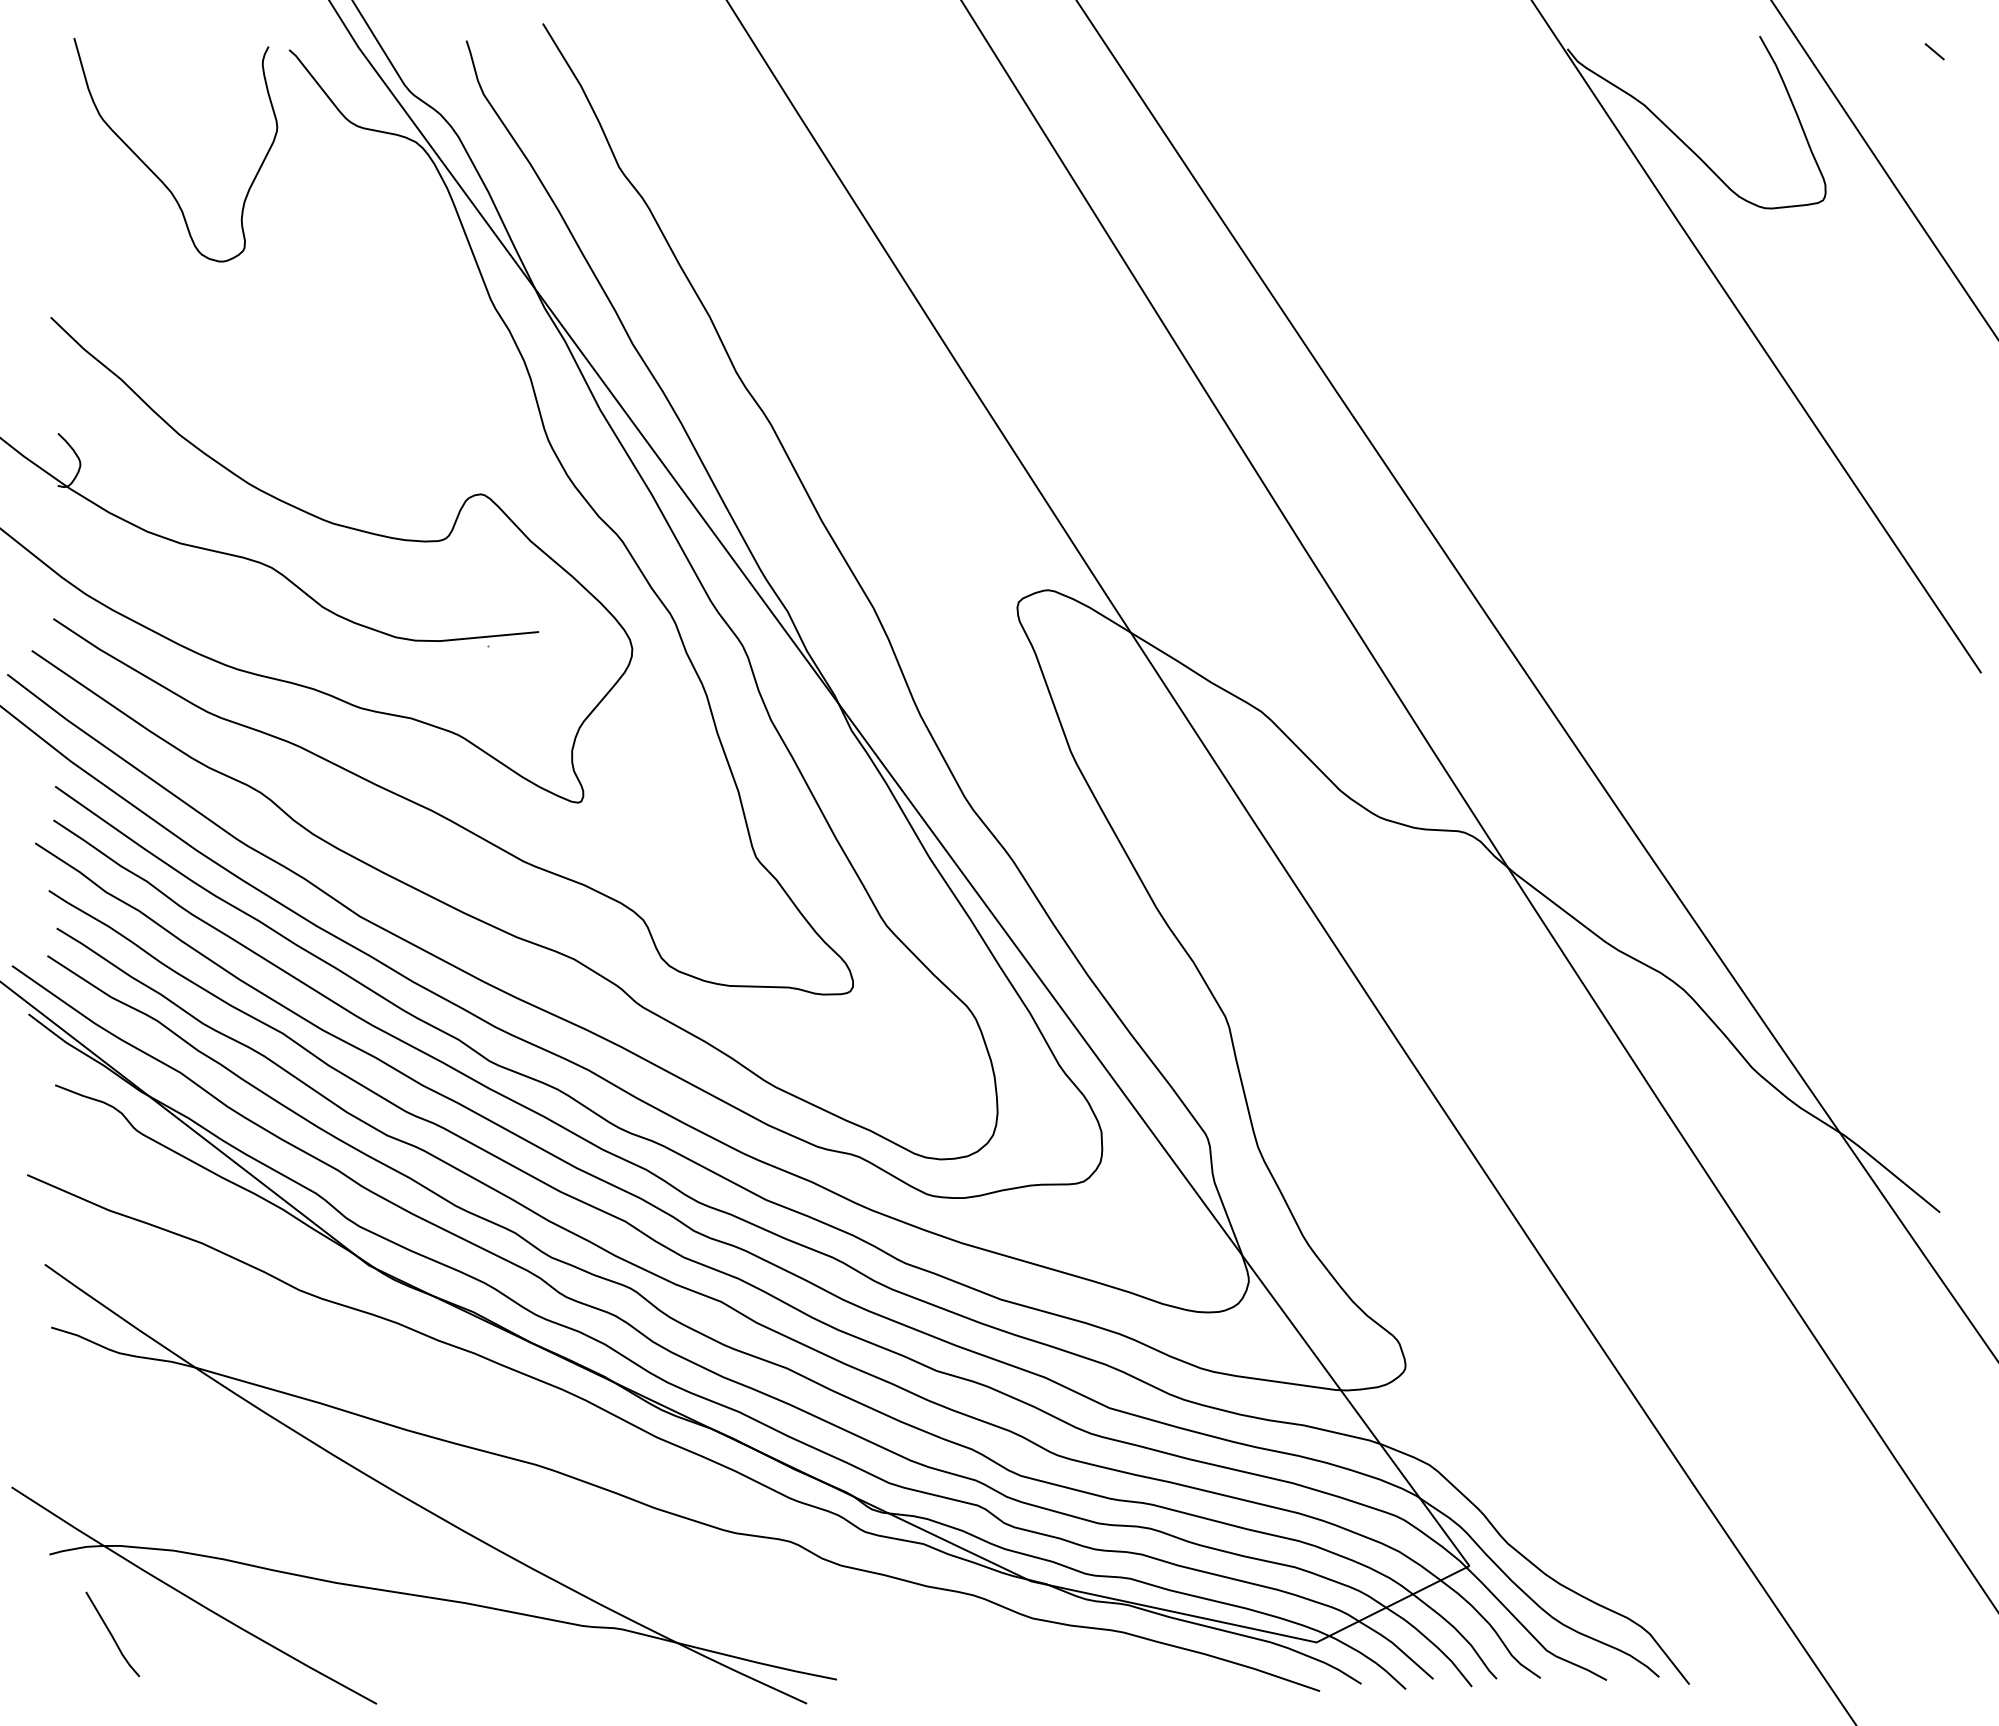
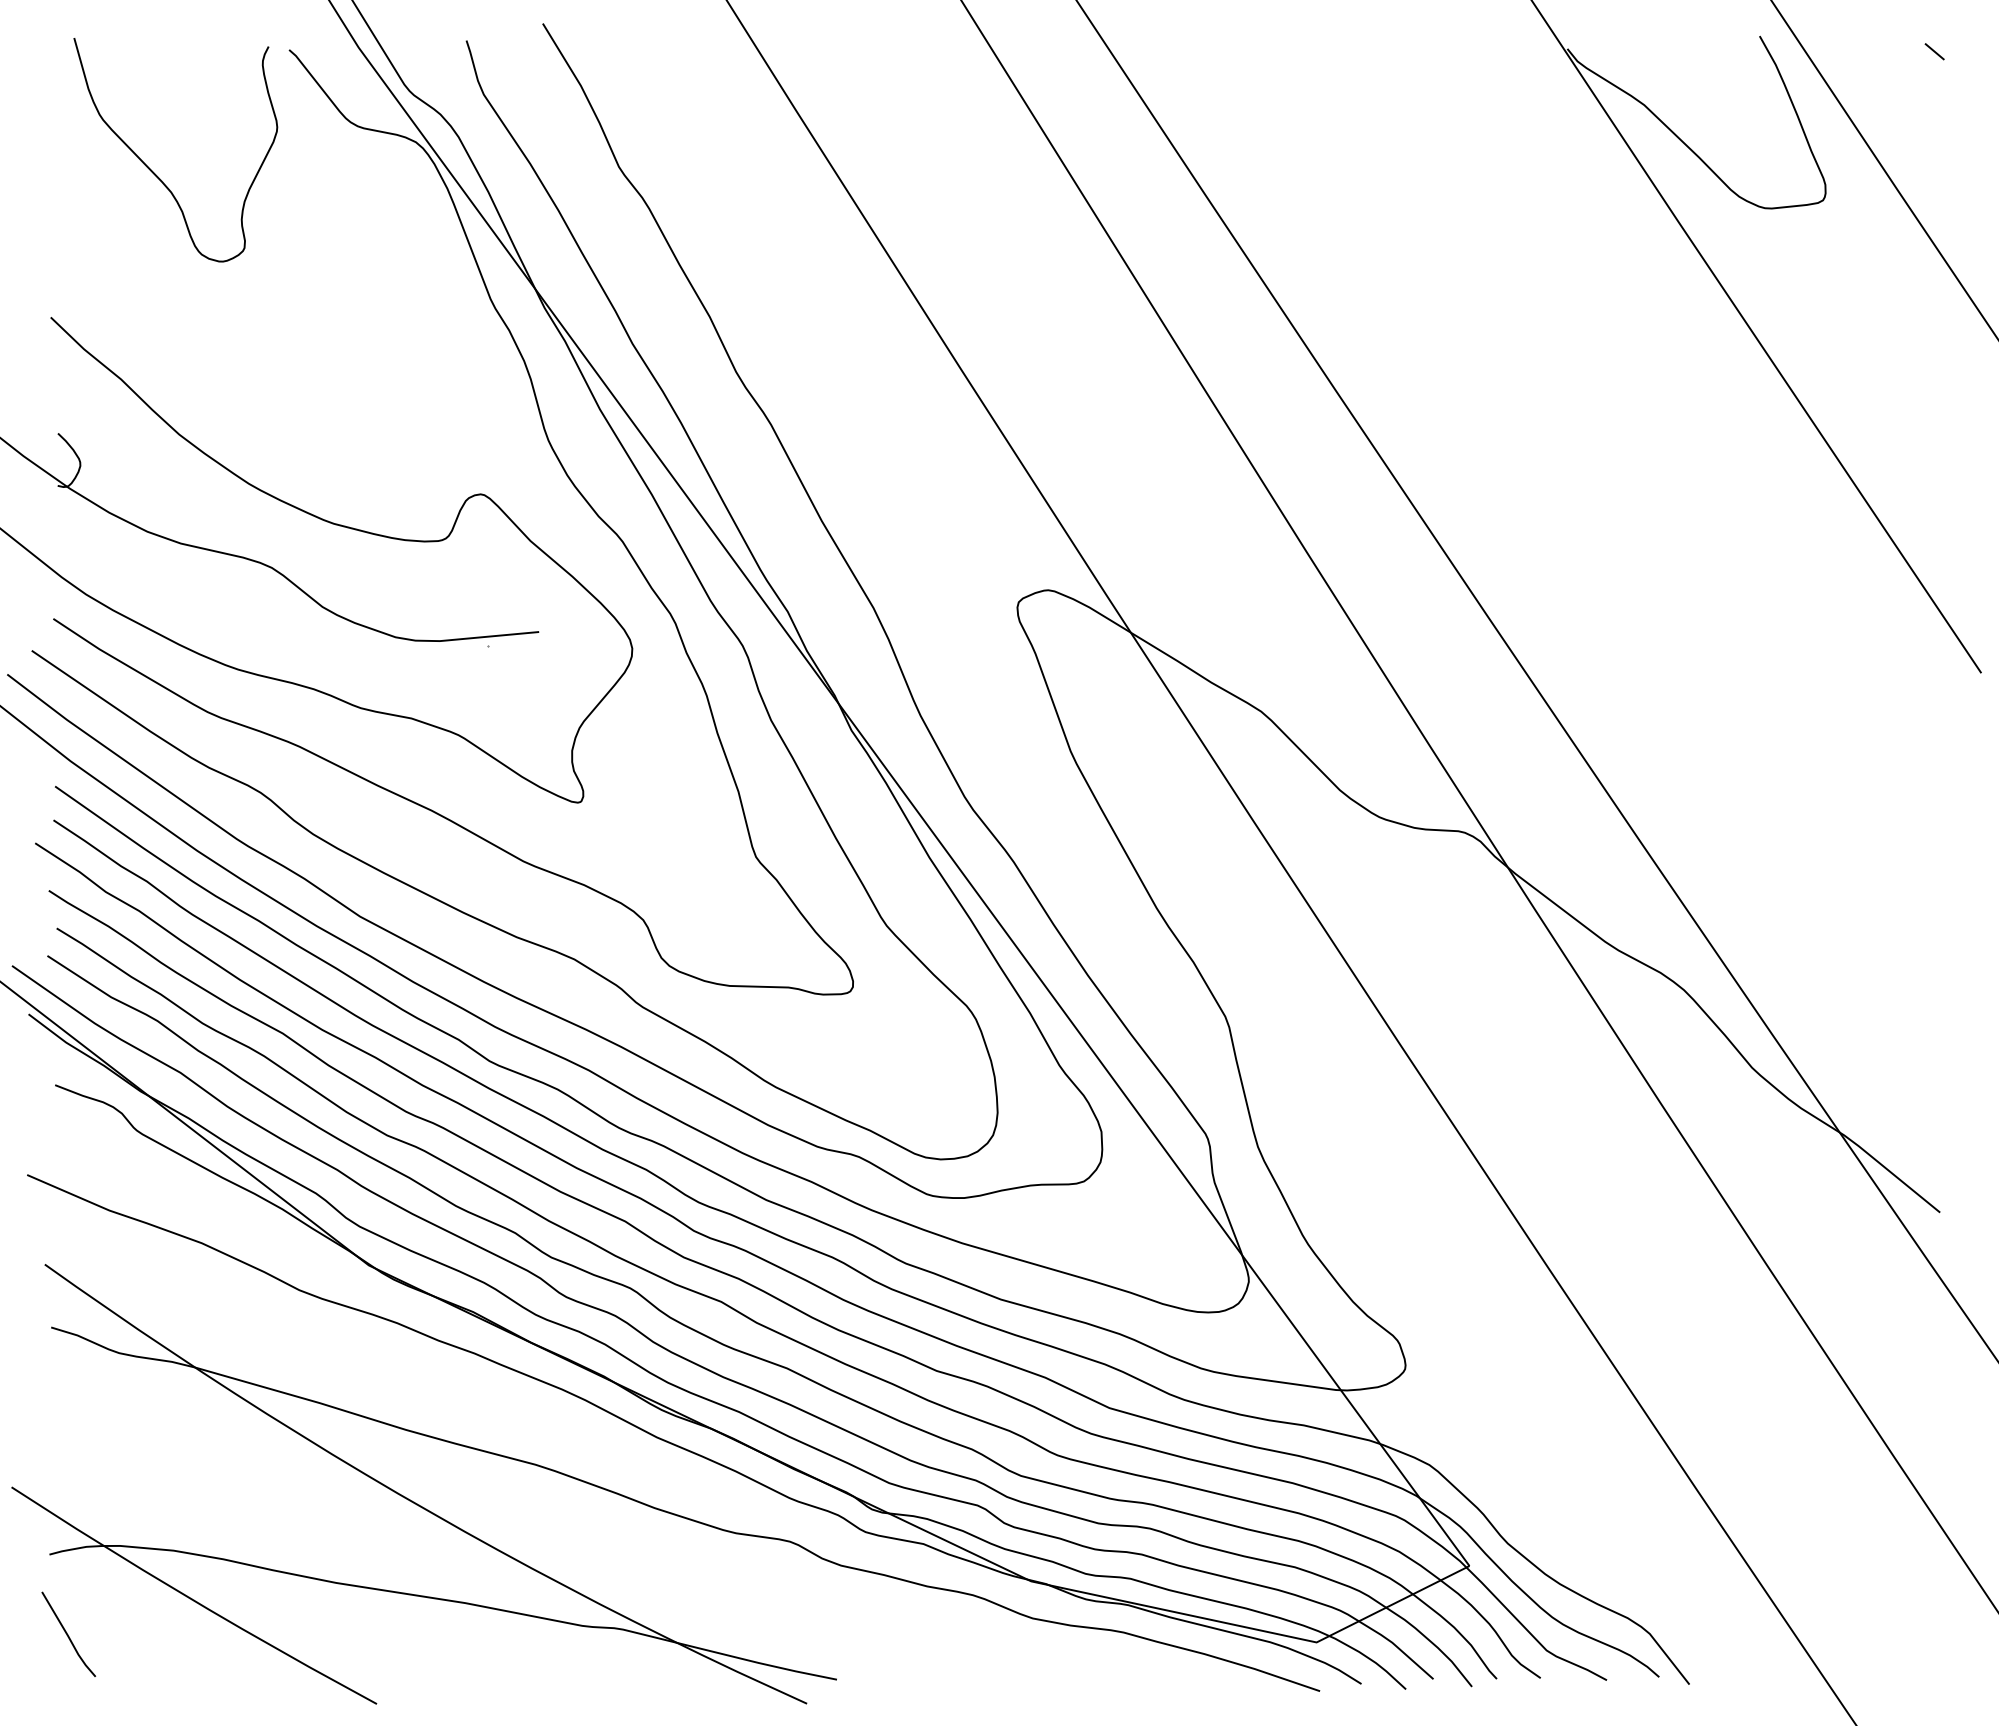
line position: (111, 1633) -> (67, 1633) (67, 1633)
